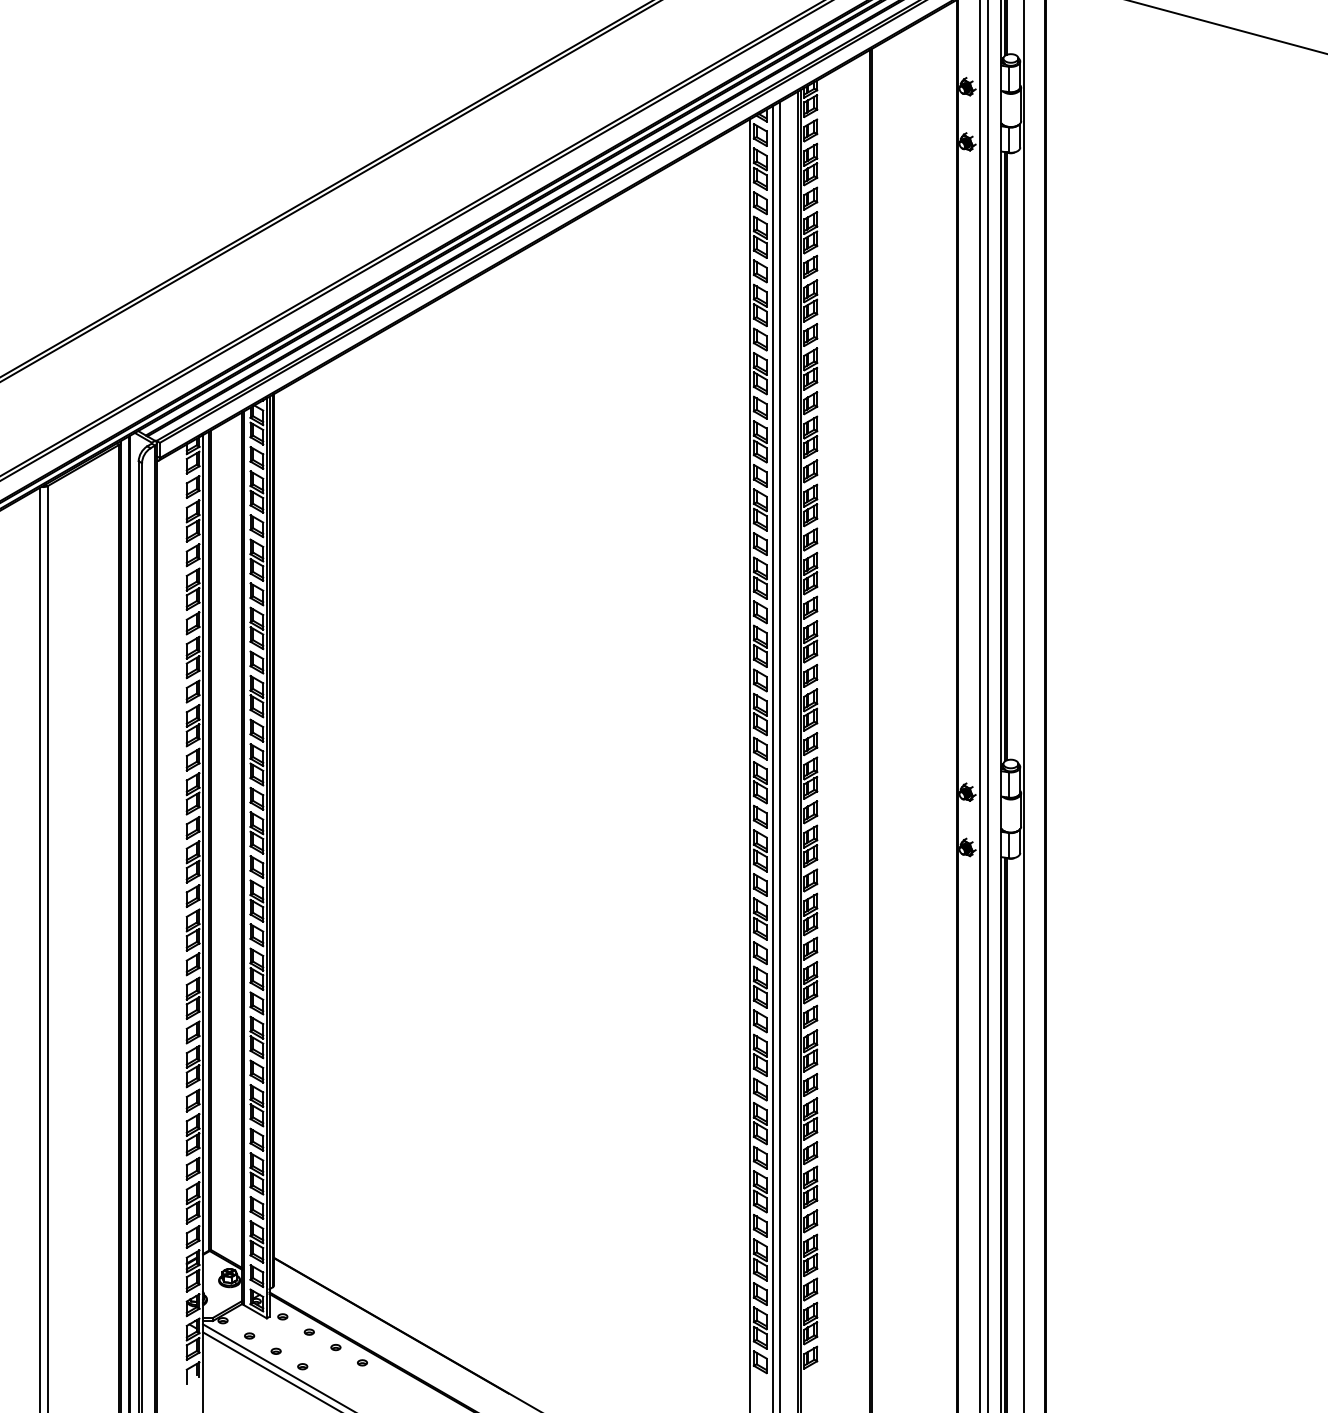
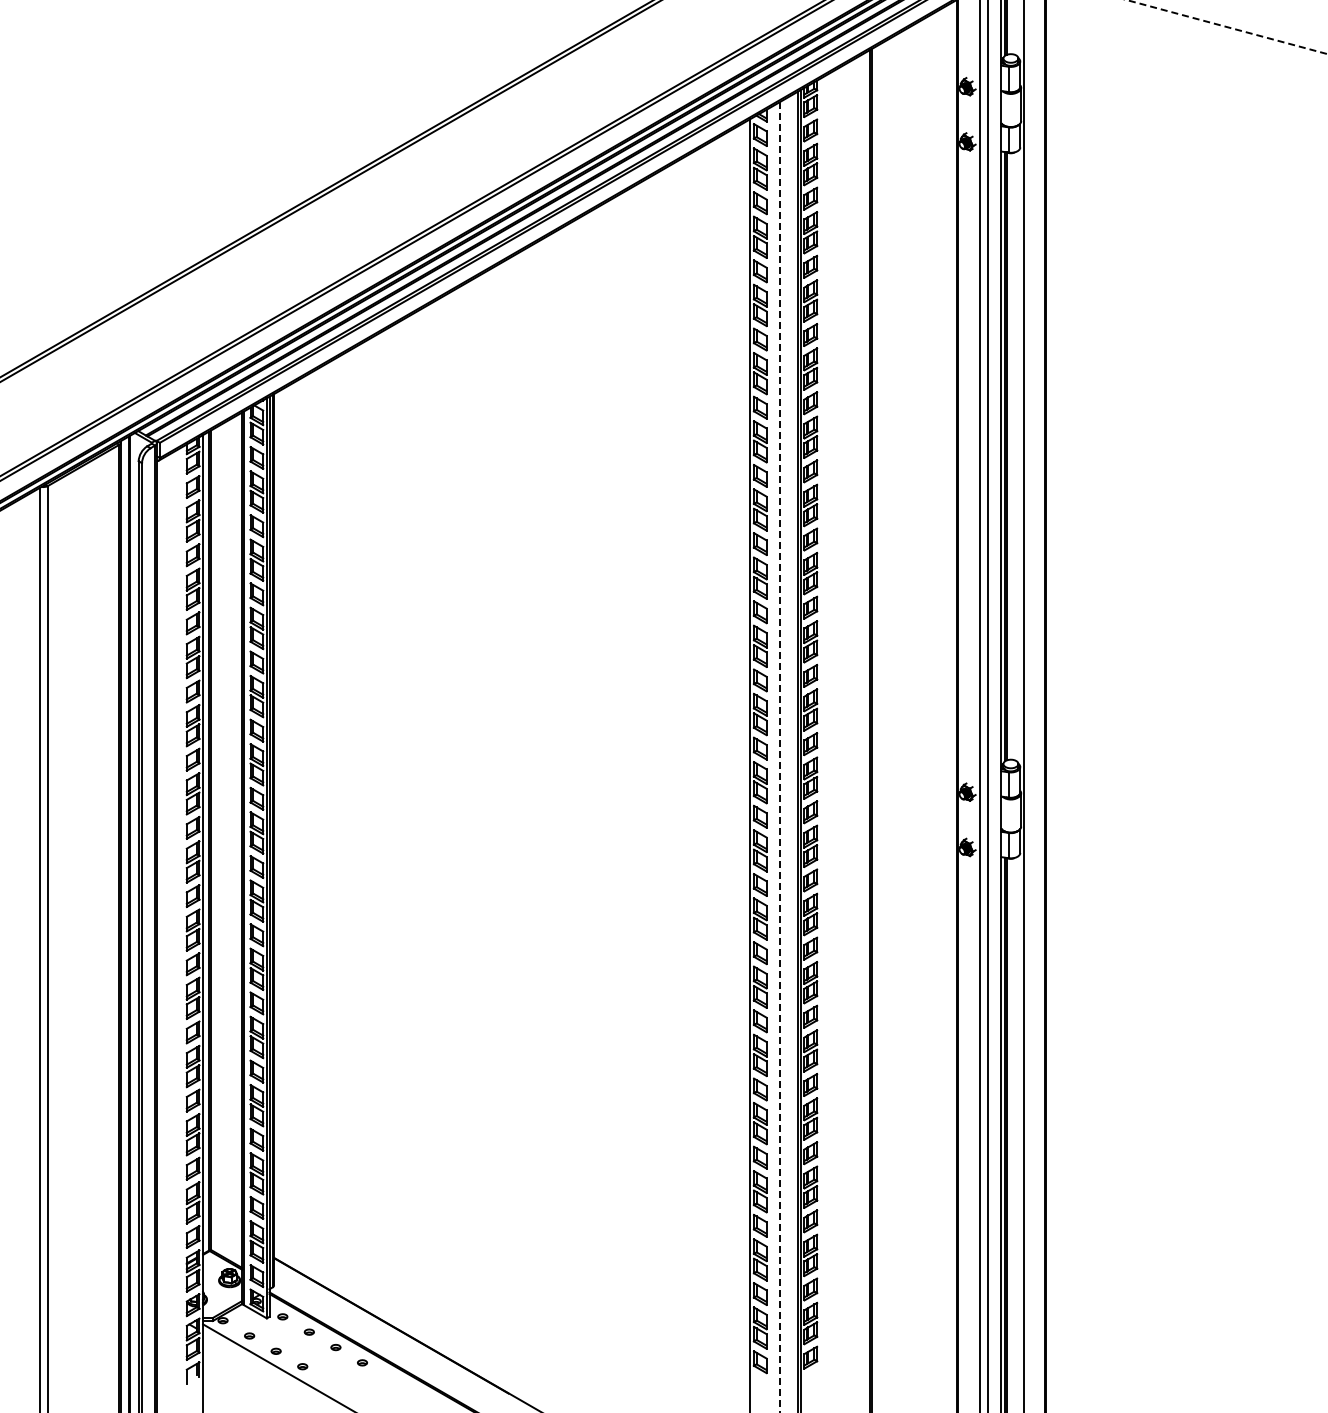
line: solid -> dashed (1227, 27)
line: present -> none (773, 757)
line: solid -> dashed (780, 757)
line: present -> none (270, 1370)
